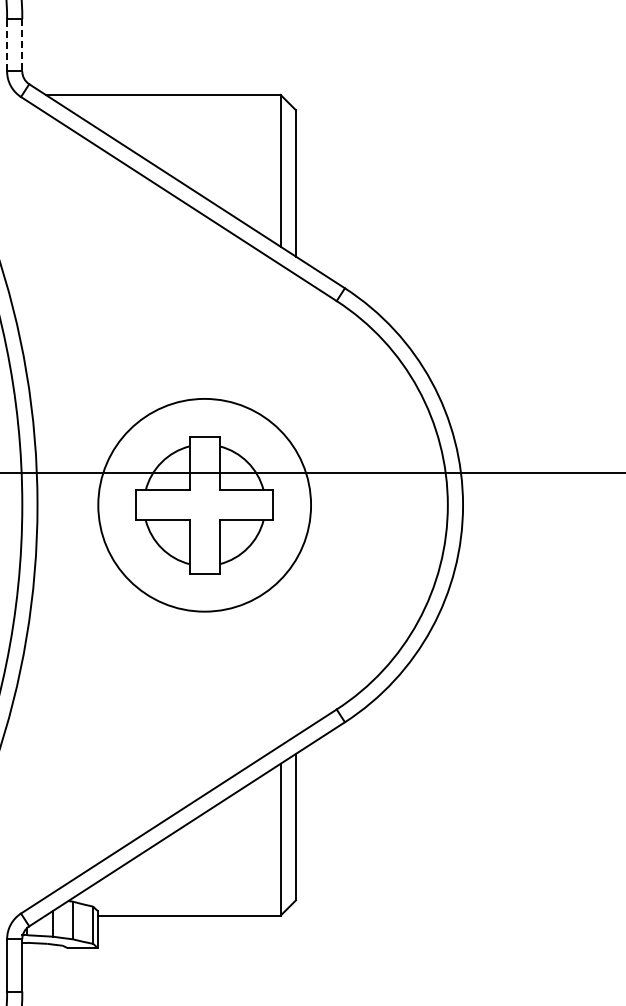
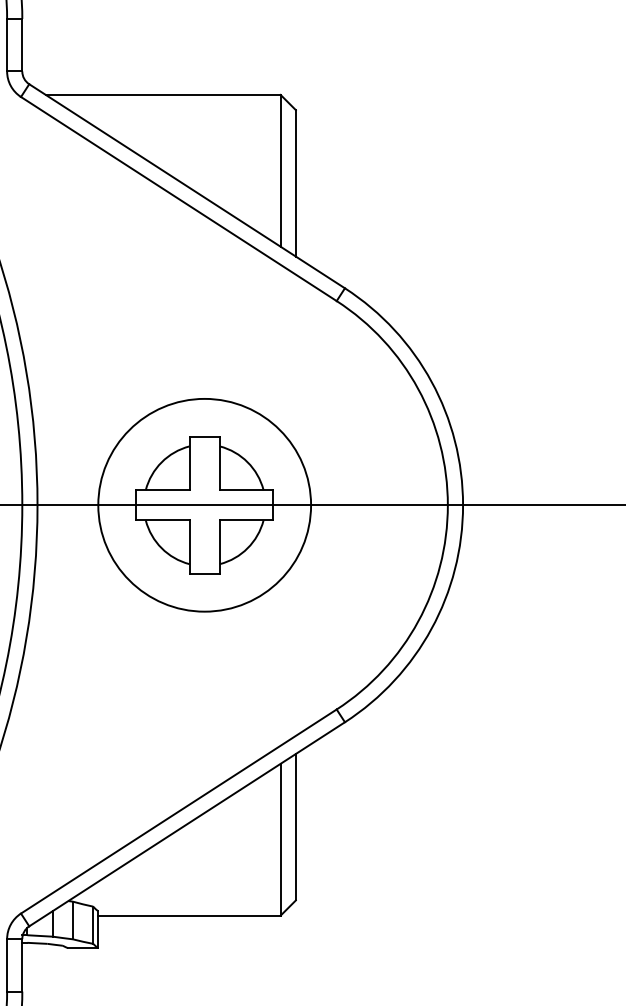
line: dashed -> solid (7, 44)
line: dashed -> solid (22, 45)
line position: (312, 473) -> (312, 505) (312, 505)
